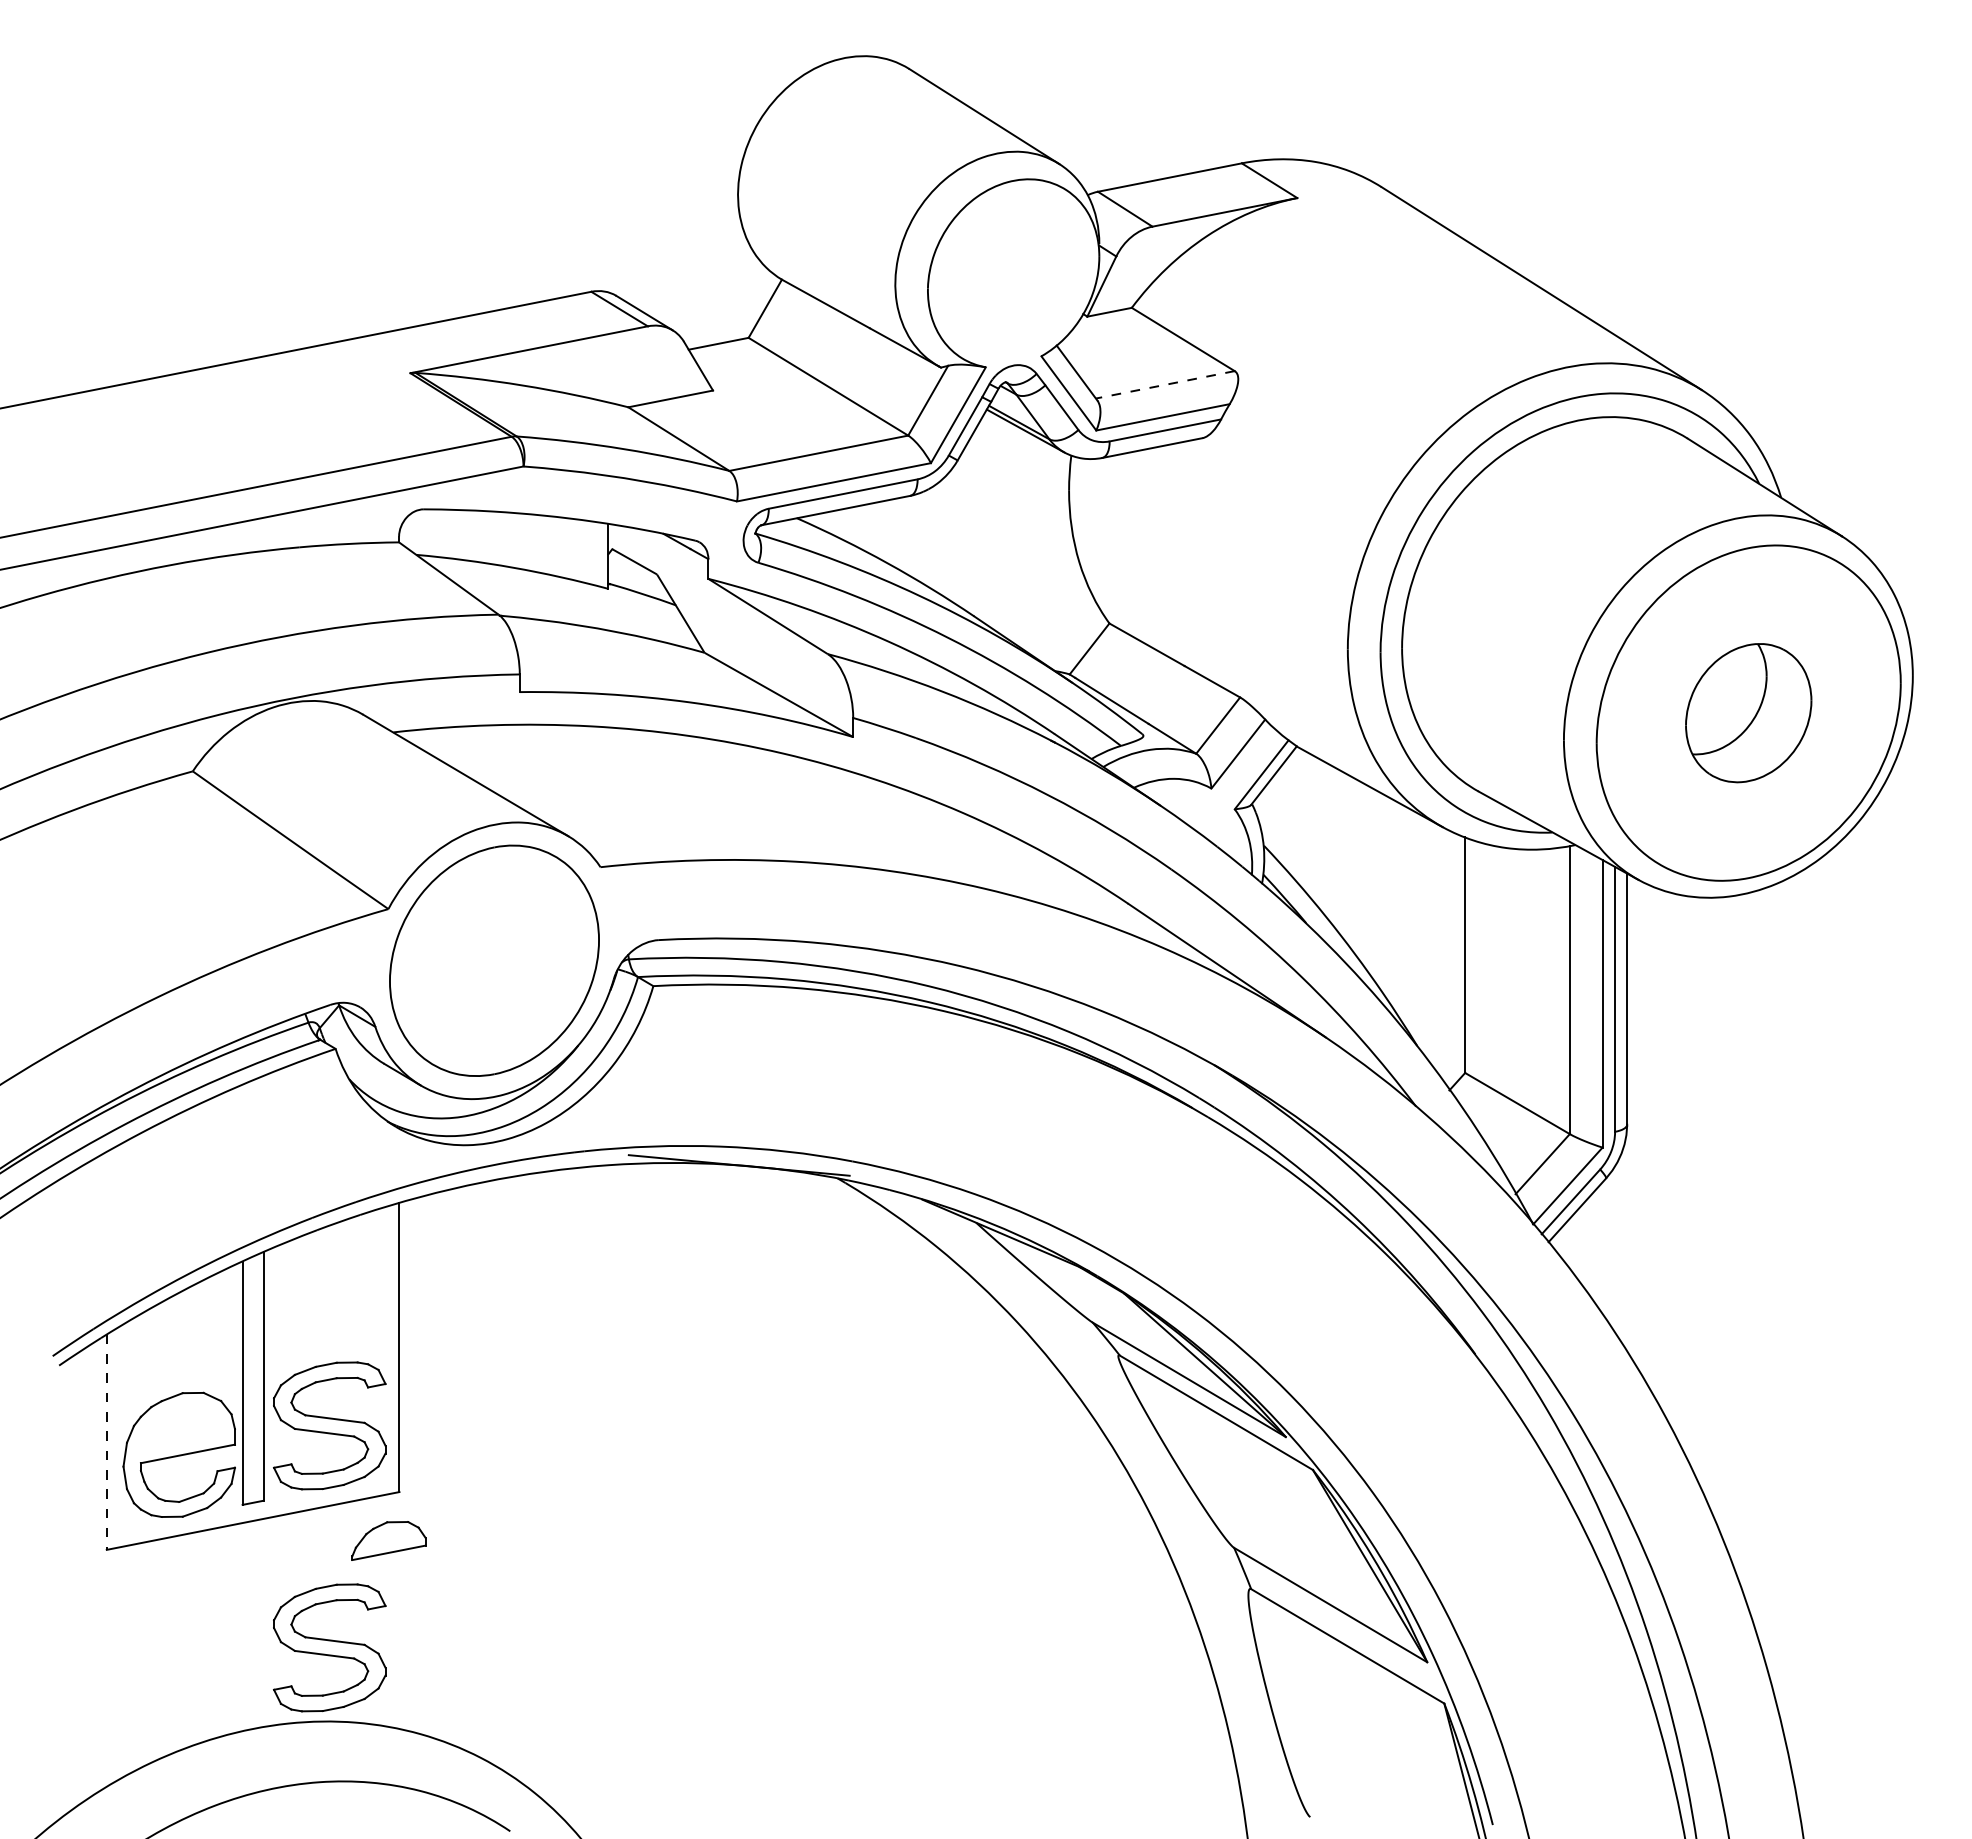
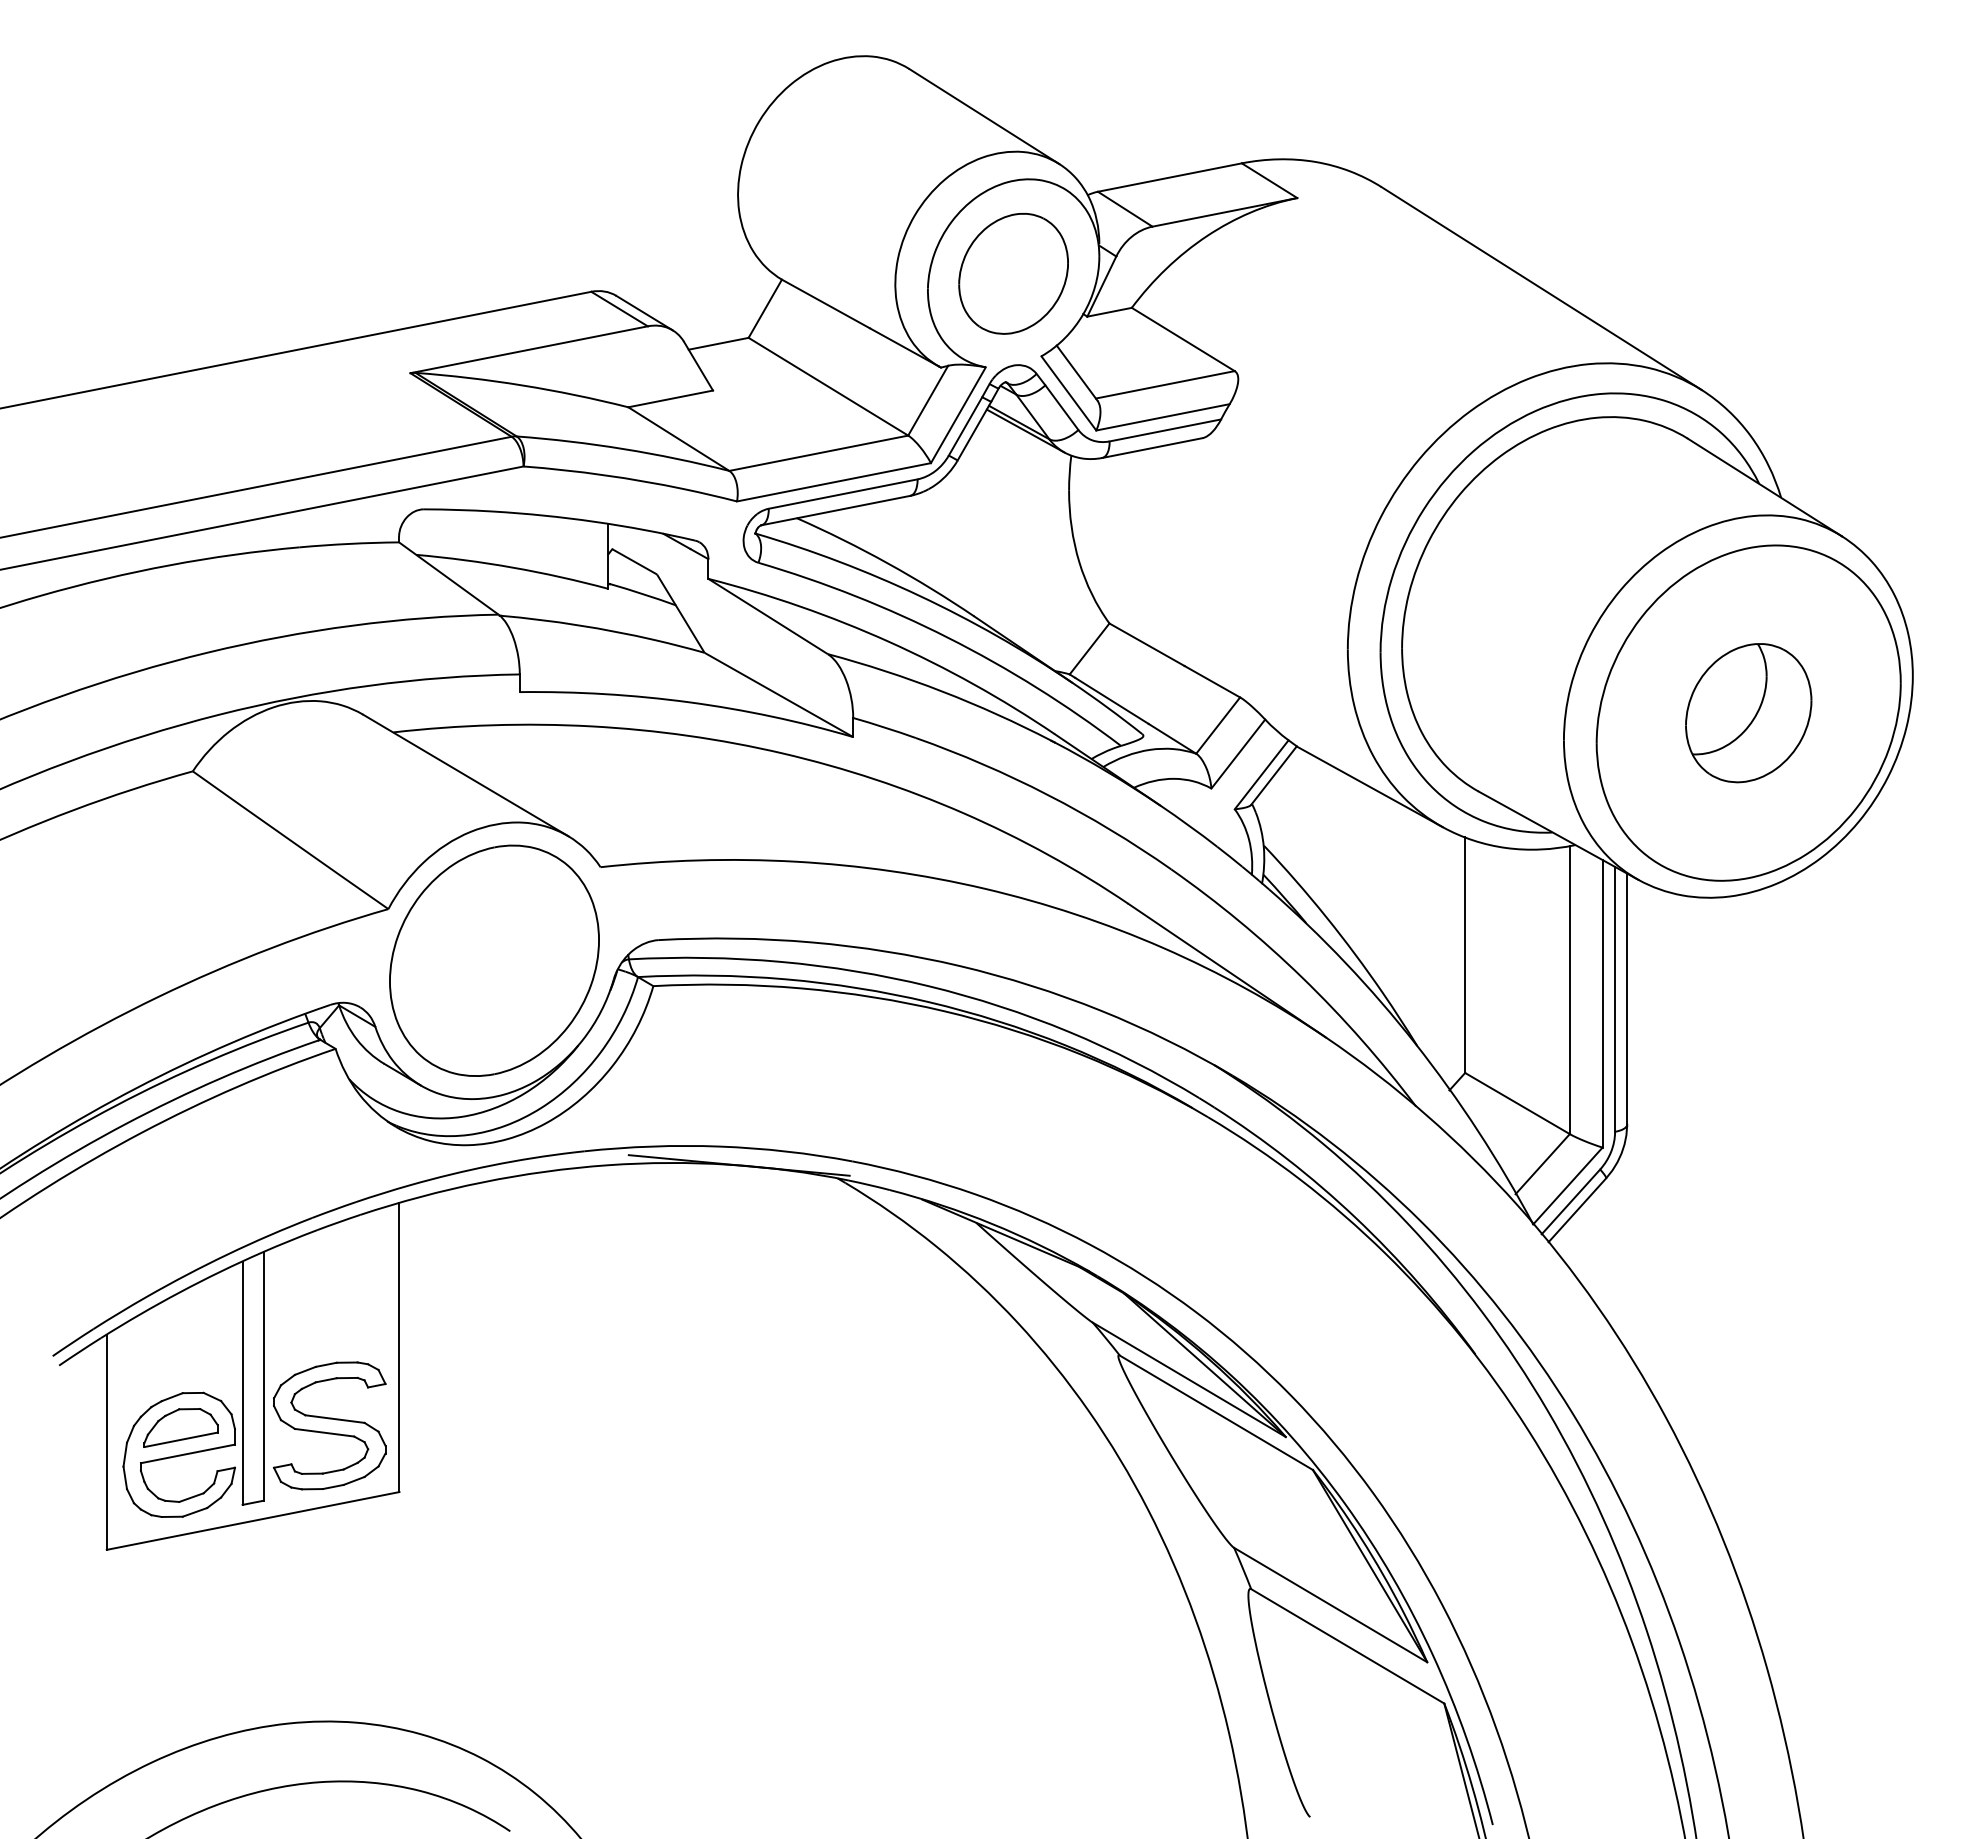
part: none -> present (1013, 273)
line: dashed -> solid (1165, 384)
line: dashed -> solid (106, 1442)
part position: (388, 1540) -> (180, 1427) (180, 1427)
part: present -> none (329, 1647)
